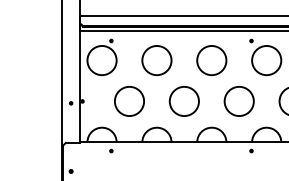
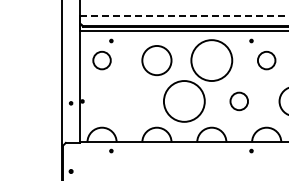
line: solid -> dashed (184, 16)
circle diameter: 29 px -> 18 px (101, 60)
circle diameter: 29 px -> 41 px (211, 60)
circle diameter: 29 px -> 18 px (266, 60)
circle: present -> none (129, 101)
circle diameter: 29 px -> 41 px (183, 101)
circle diameter: 29 px -> 18 px (239, 101)
